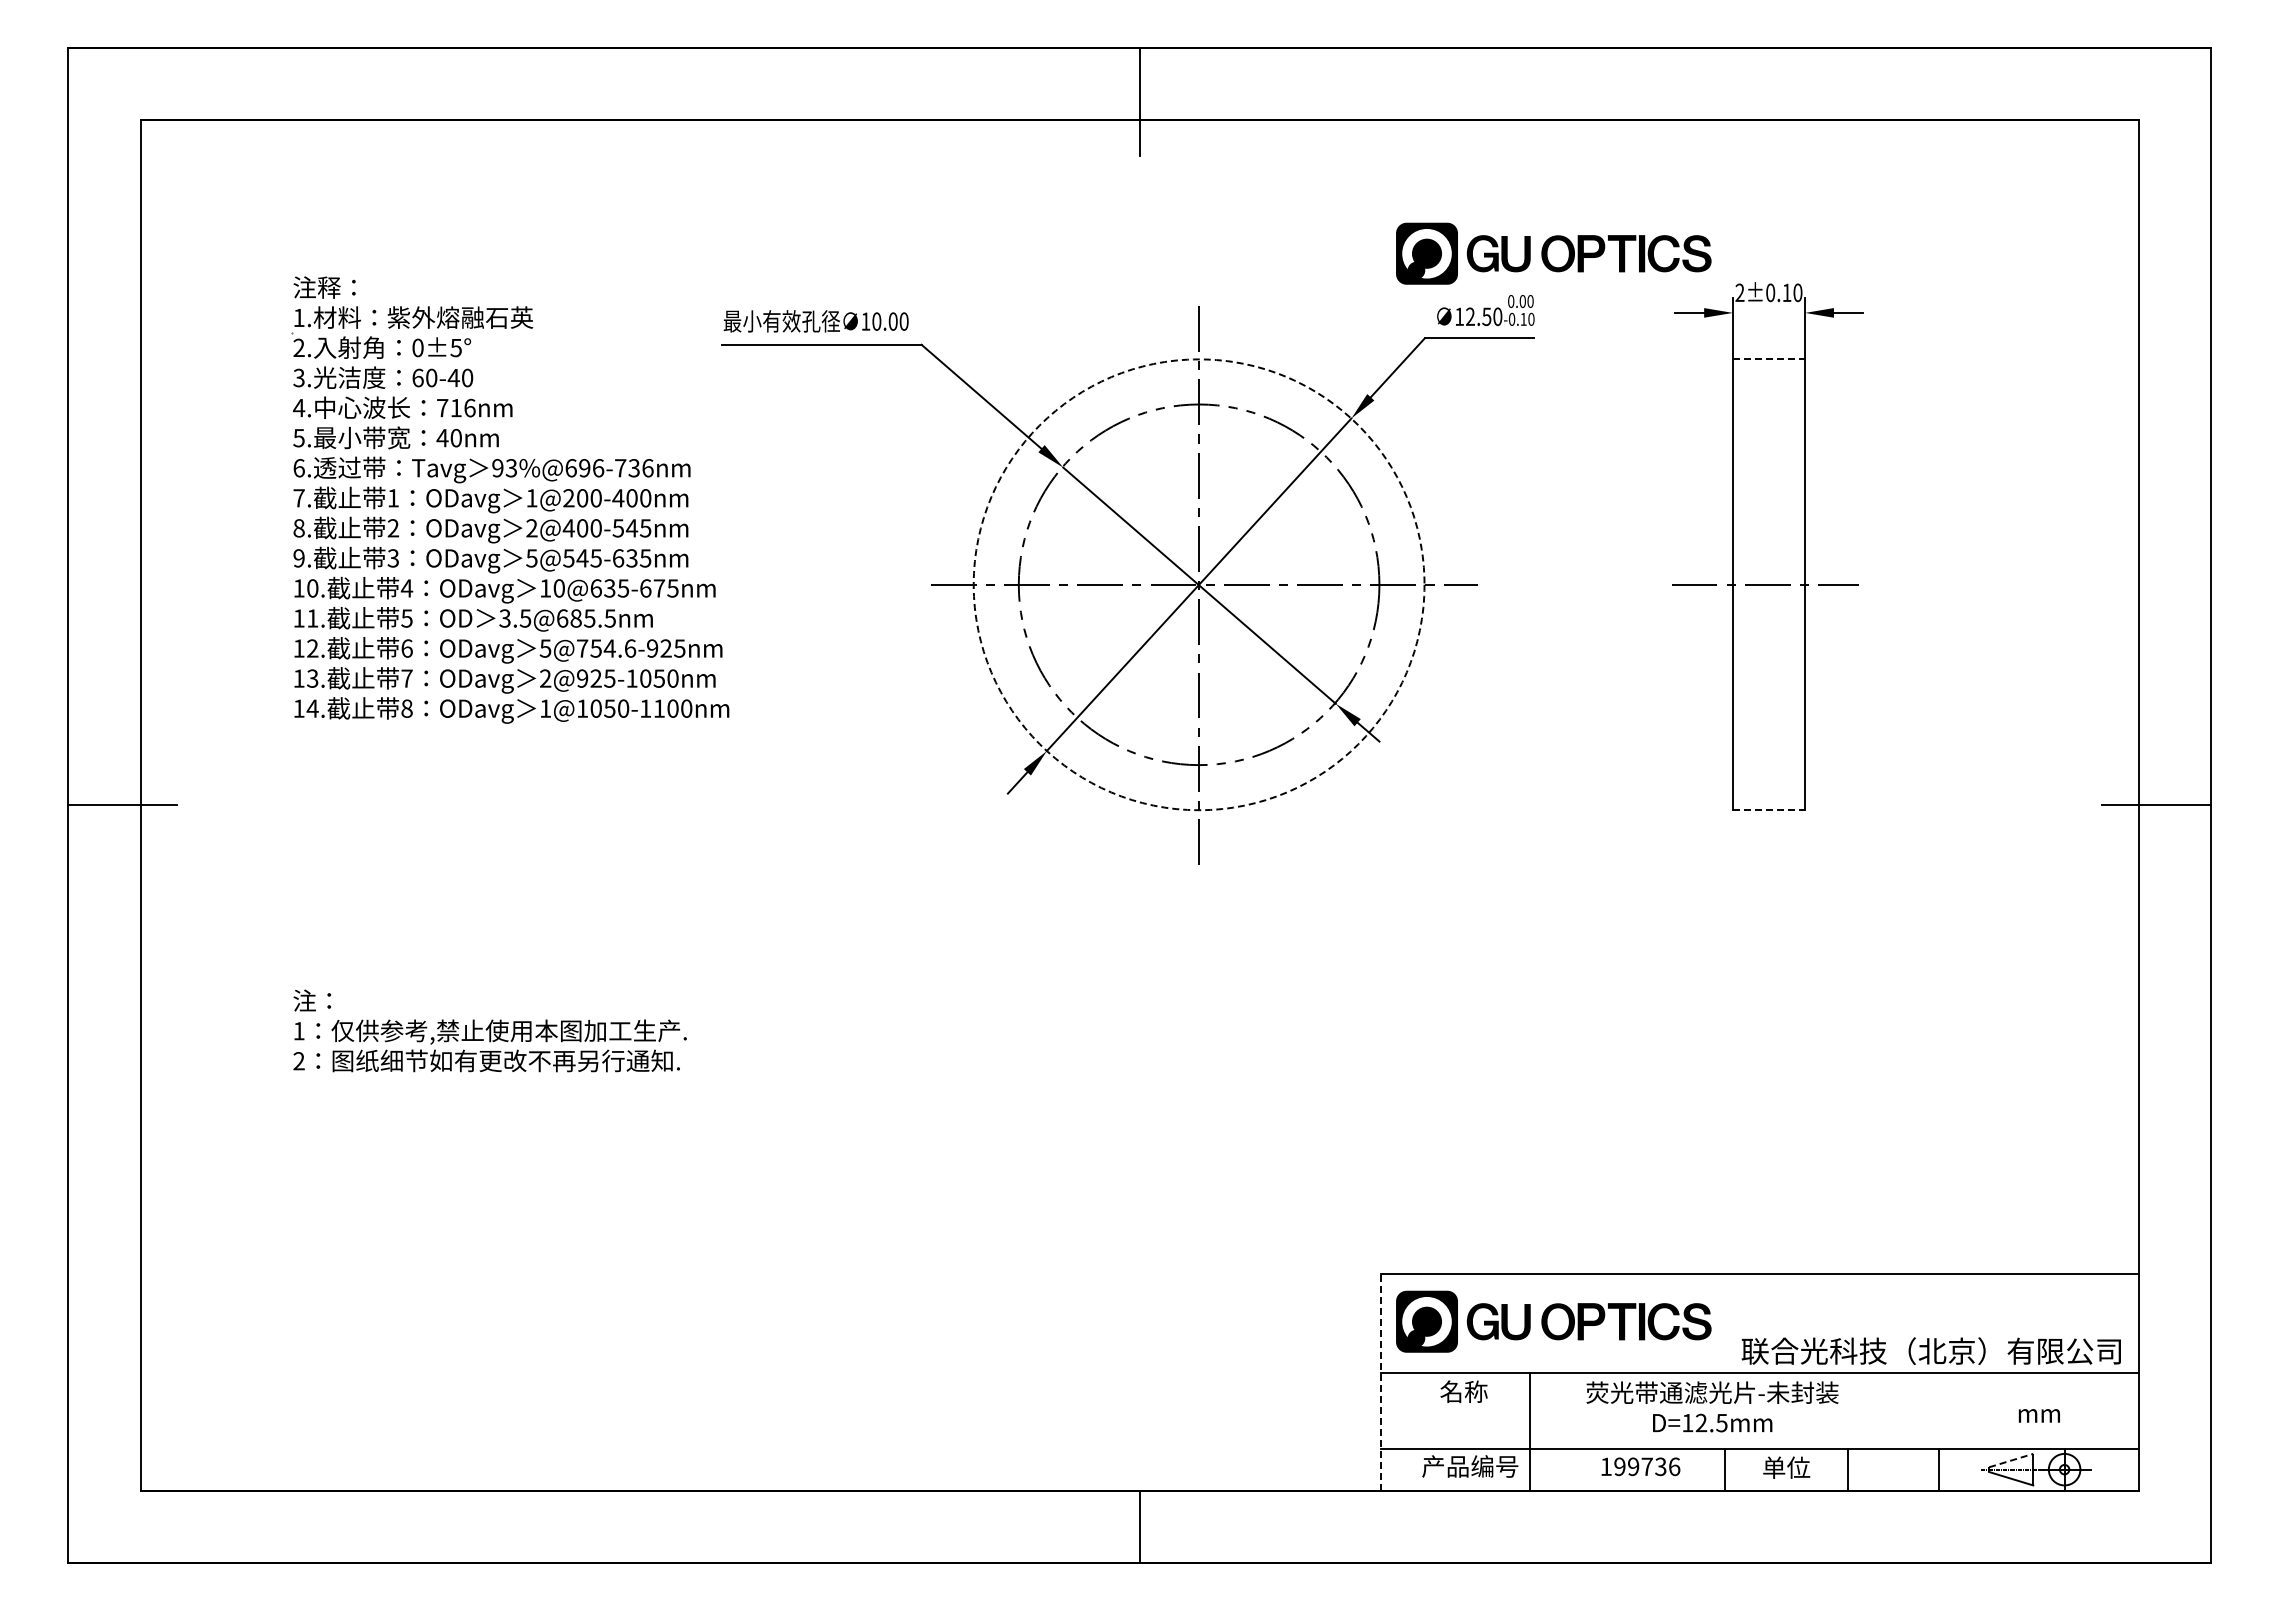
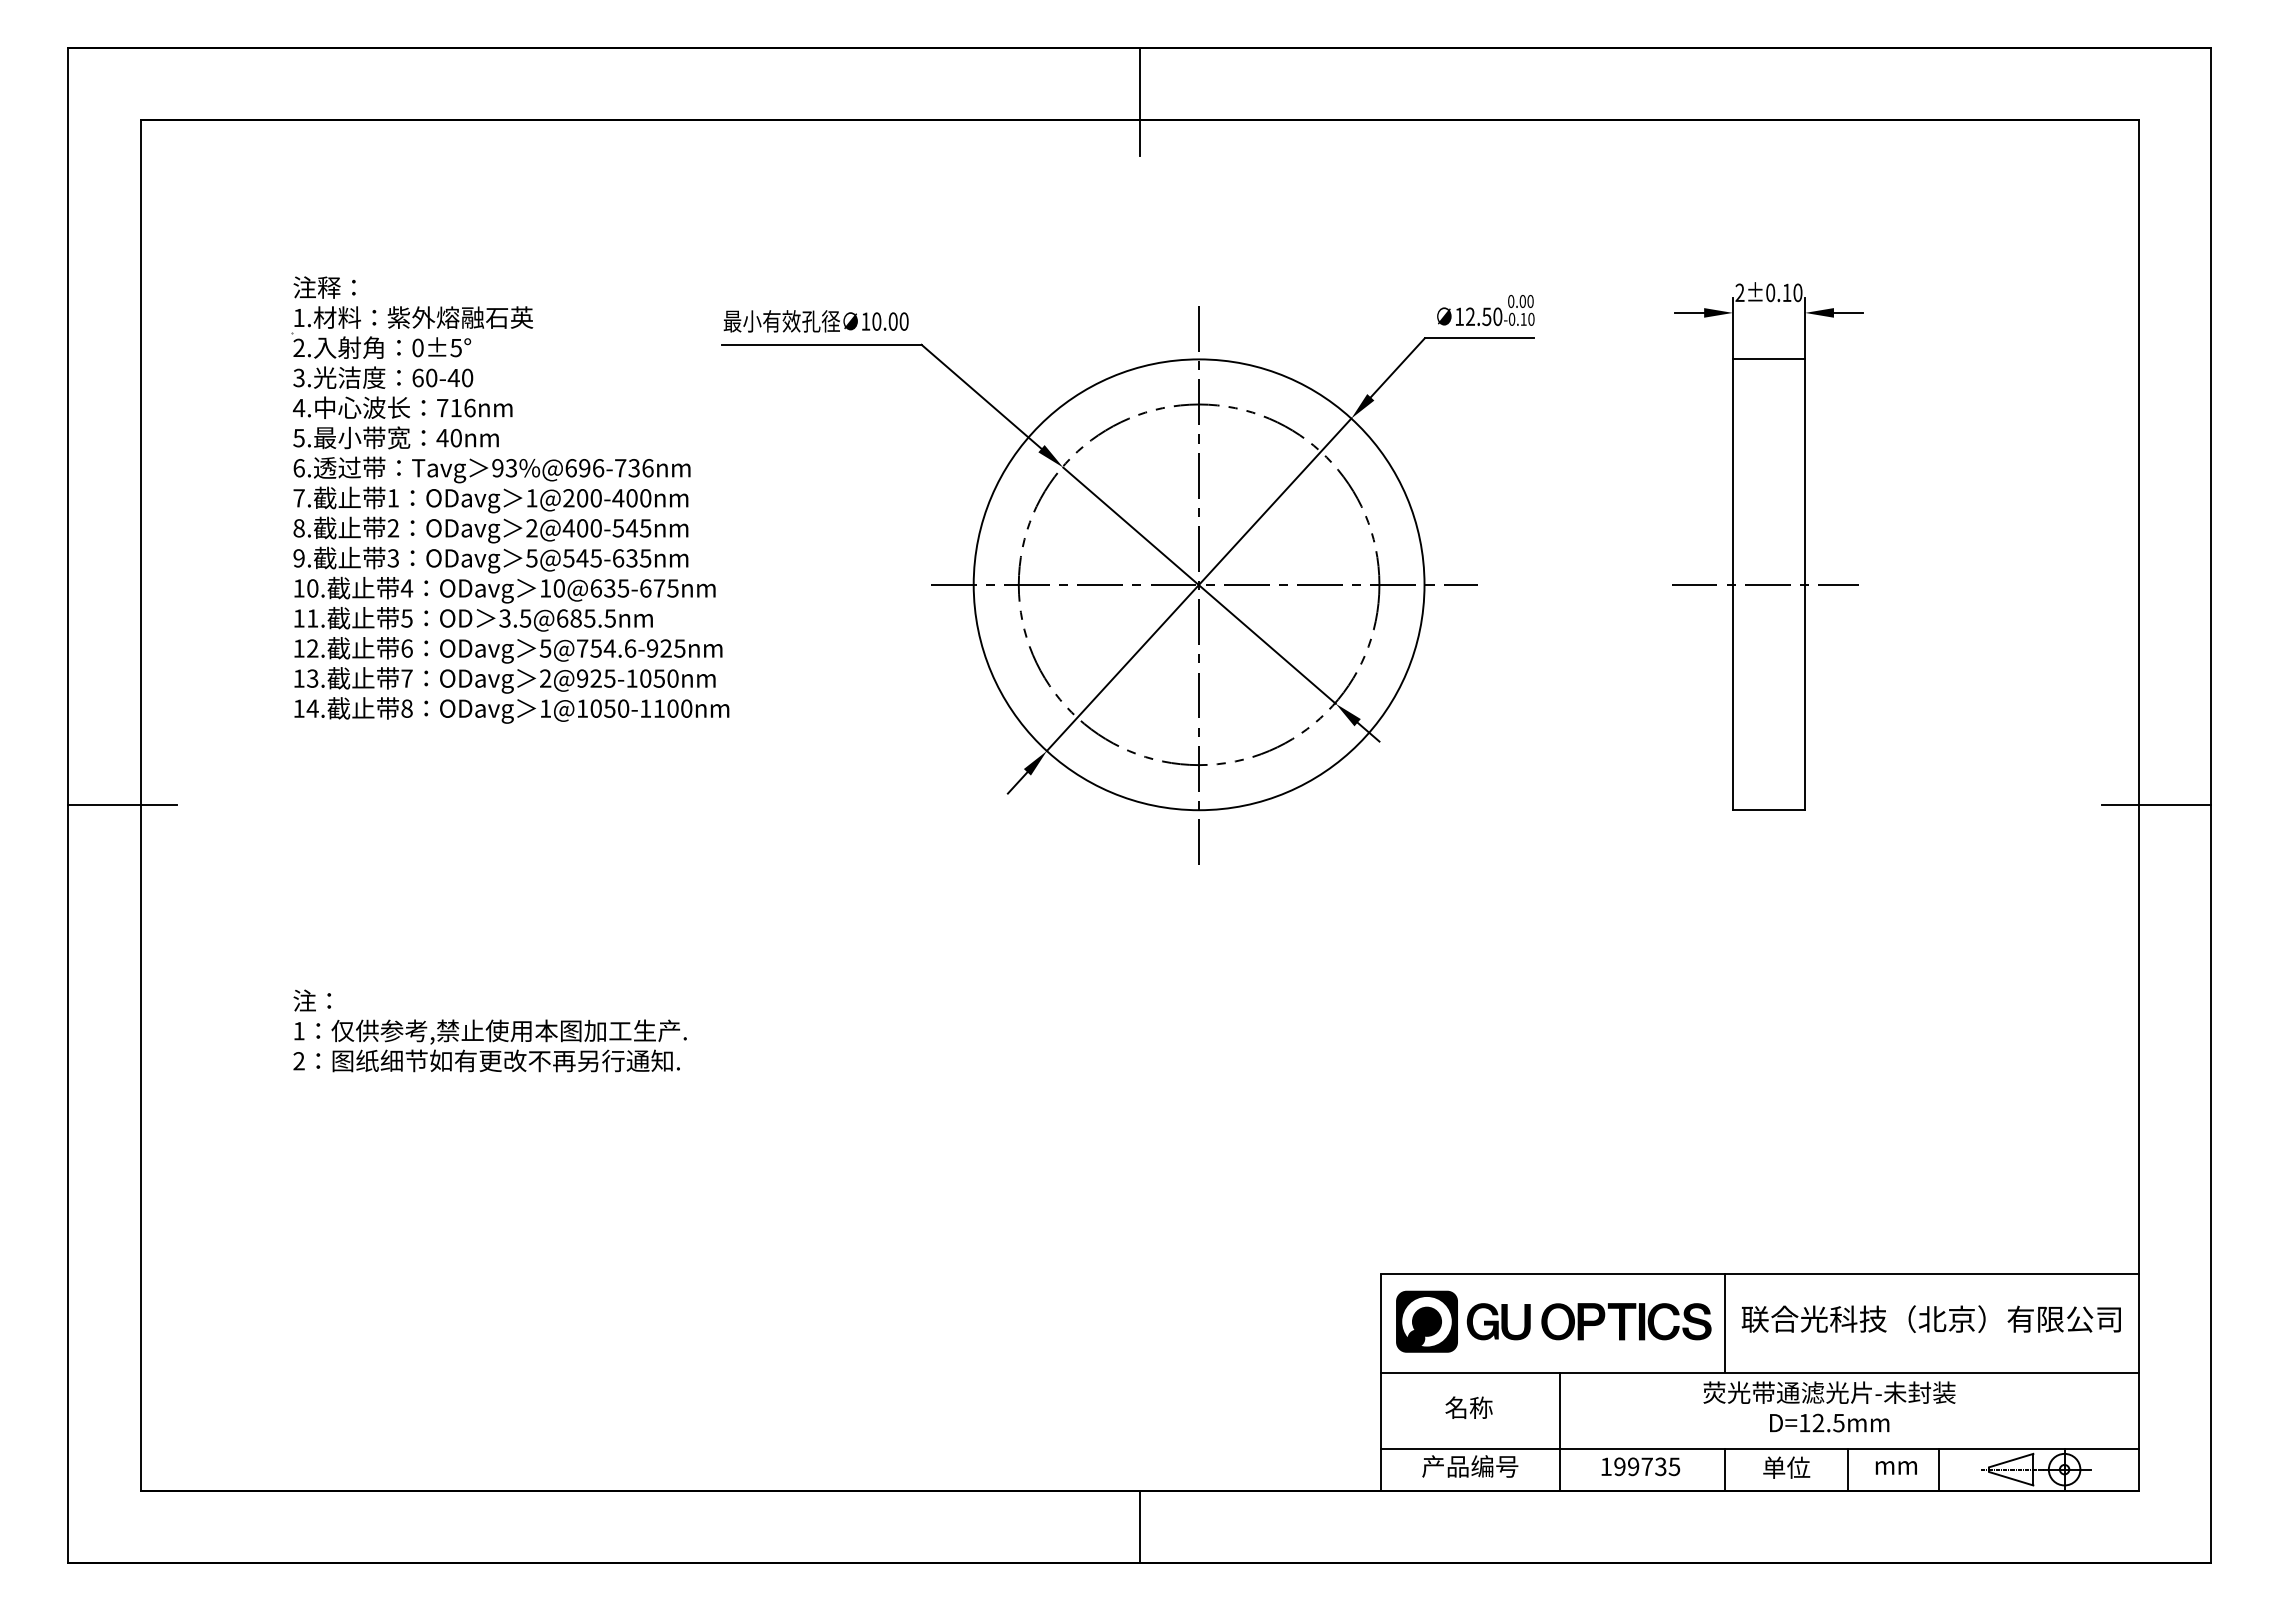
part: present -> none (1553, 253)
line: dashed -> solid (1769, 359)
circle: dashed -> solid (1198, 584)
line: dashed -> solid (1769, 810)
line: none -> present (1724, 1323)
text position: (1930, 1350) -> (1930, 1318) (1930, 1318)
line: dashed -> solid (1381, 1382)
text position: (1463, 1391) -> (1468, 1407) (1468, 1407)
text position: (1712, 1406) -> (1829, 1406) (1829, 1406)
text position: (2038, 1415) -> (1895, 1467) (1895, 1467)
line position: (1529, 1431) -> (1559, 1431) (1559, 1431)
line: dashed -> solid (2011, 1460)
text: 199736 -> 199735 (1674, 1466)
